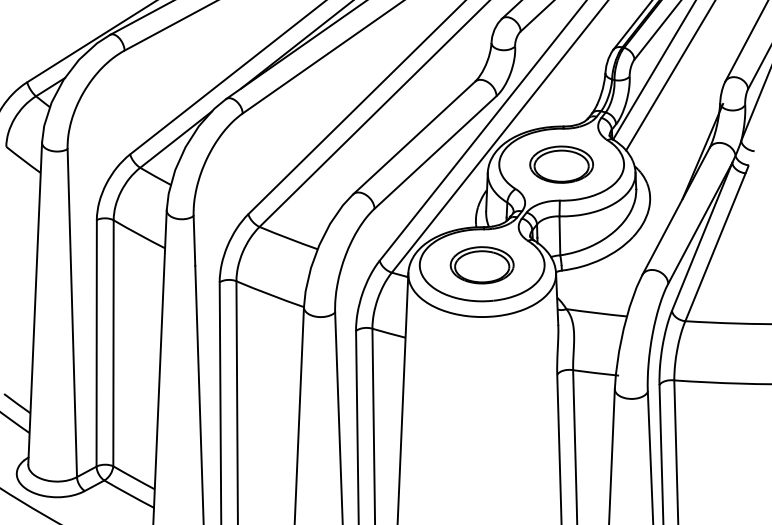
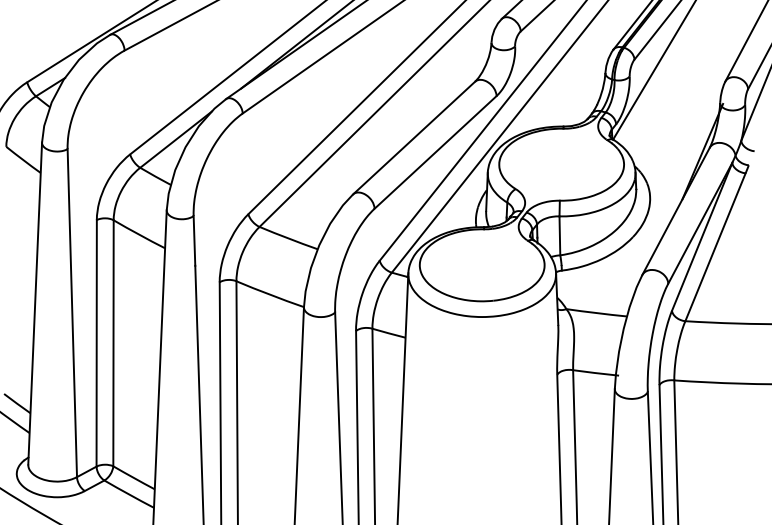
line: present -> none (670, 76)
part: present -> none (561, 164)
part: present -> none (481, 265)
